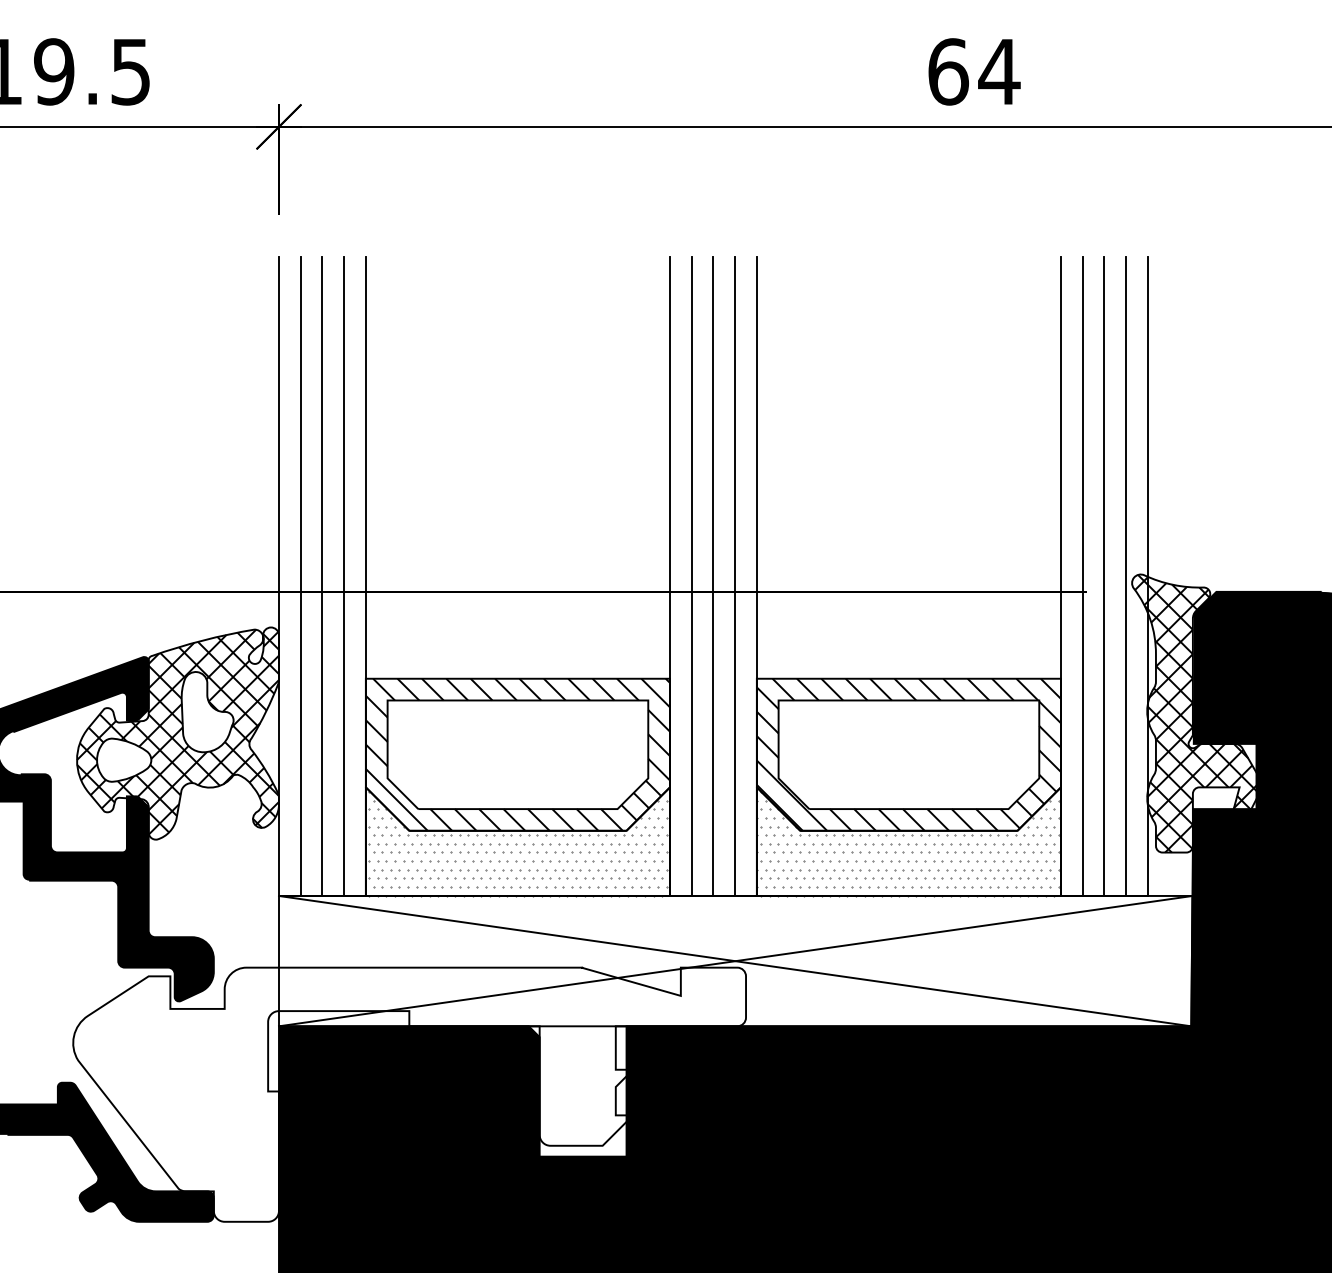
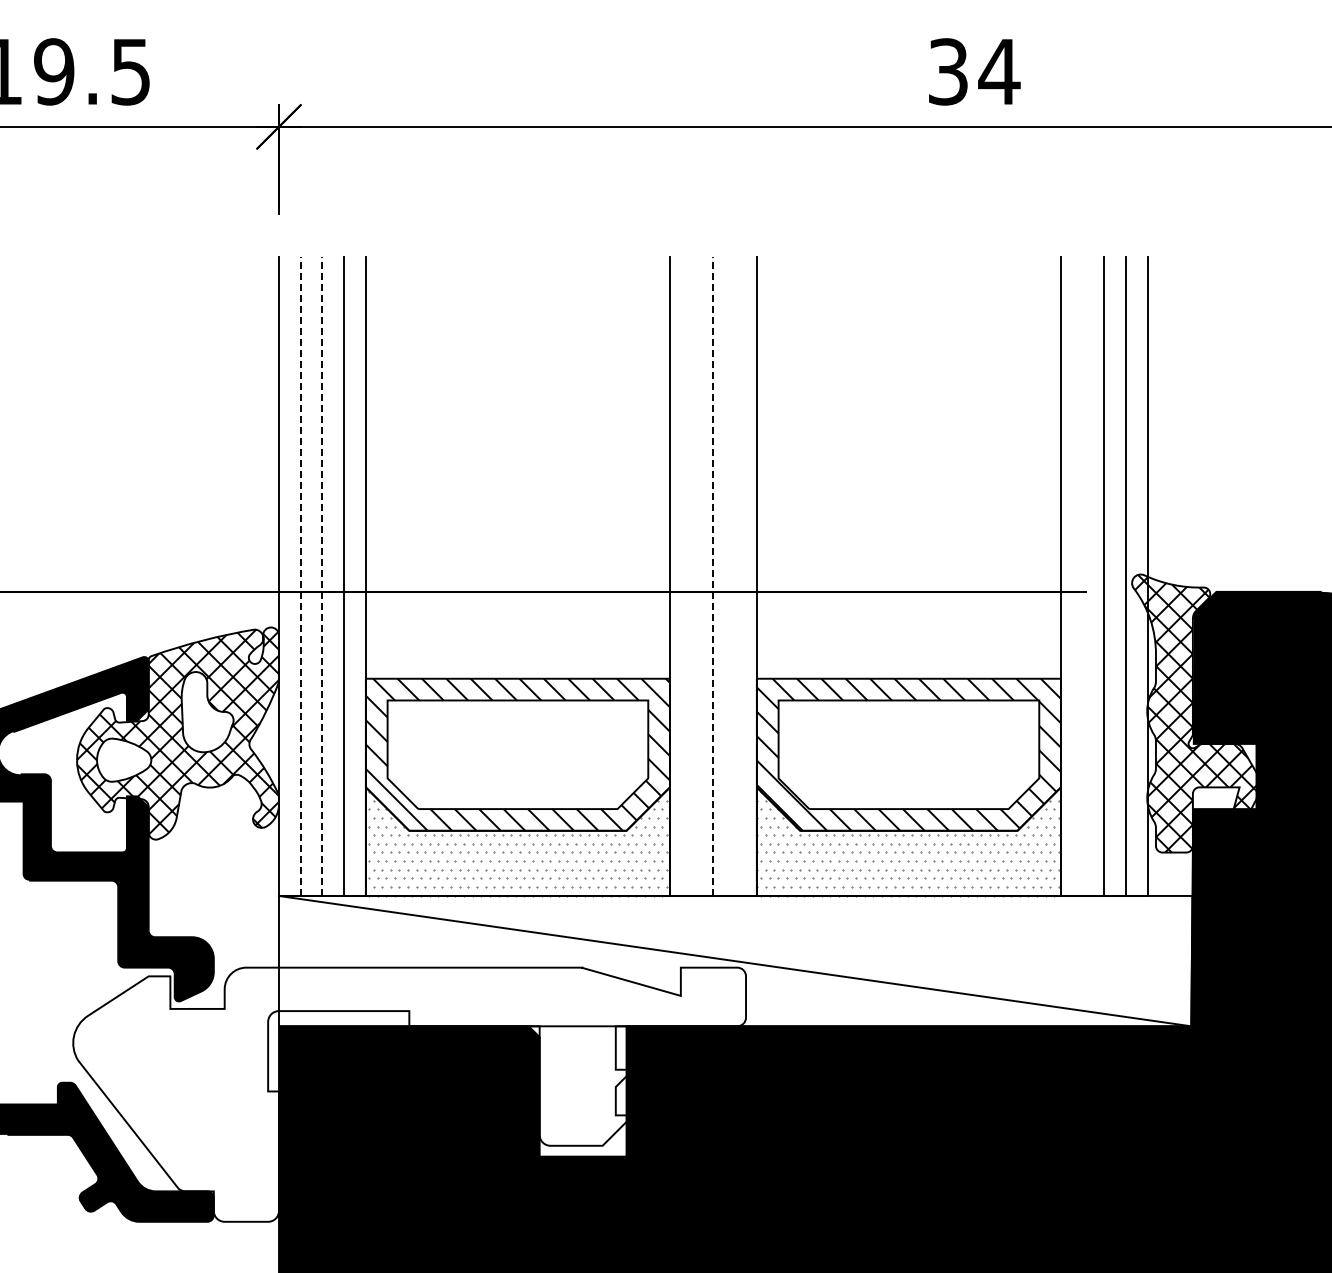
text: 64 -> 34 (948, 71)
line: solid -> dashed (300, 576)
line: solid -> dashed (322, 576)
line: present -> none (691, 576)
line: solid -> dashed (713, 576)
line: present -> none (735, 576)
line: present -> none (1082, 576)
line: present -> none (735, 960)
